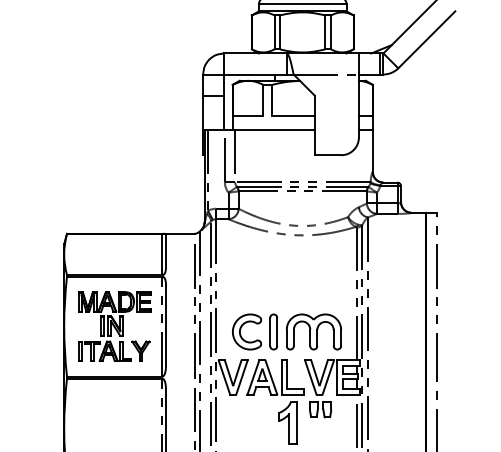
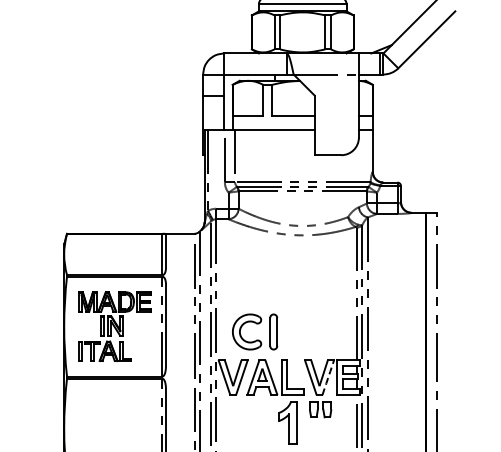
part: present -> none (313, 331)
part: present -> none (140, 350)
line: solid -> dashed (328, 377)
